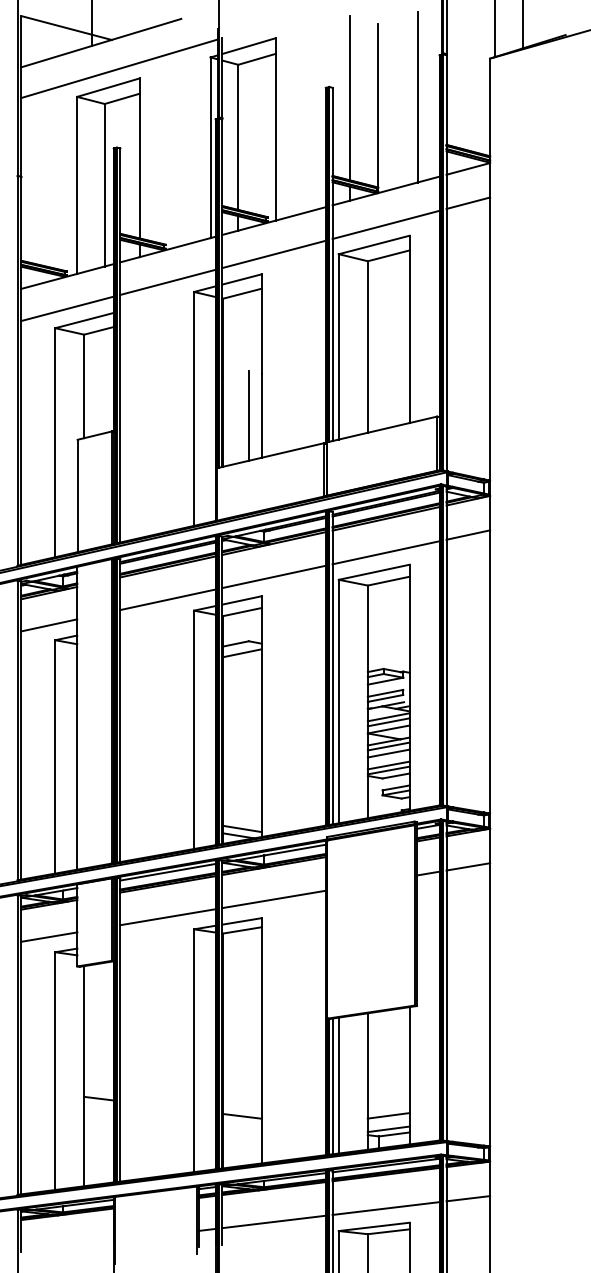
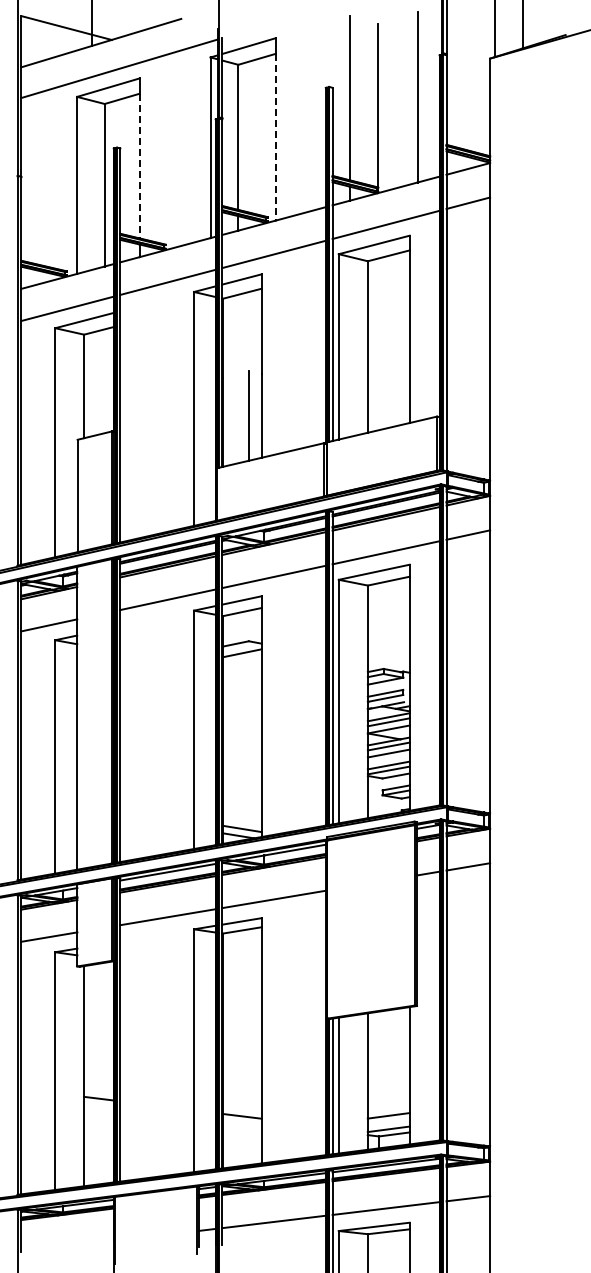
line: solid -> dashed (275, 137)
line: solid -> dashed (139, 166)
